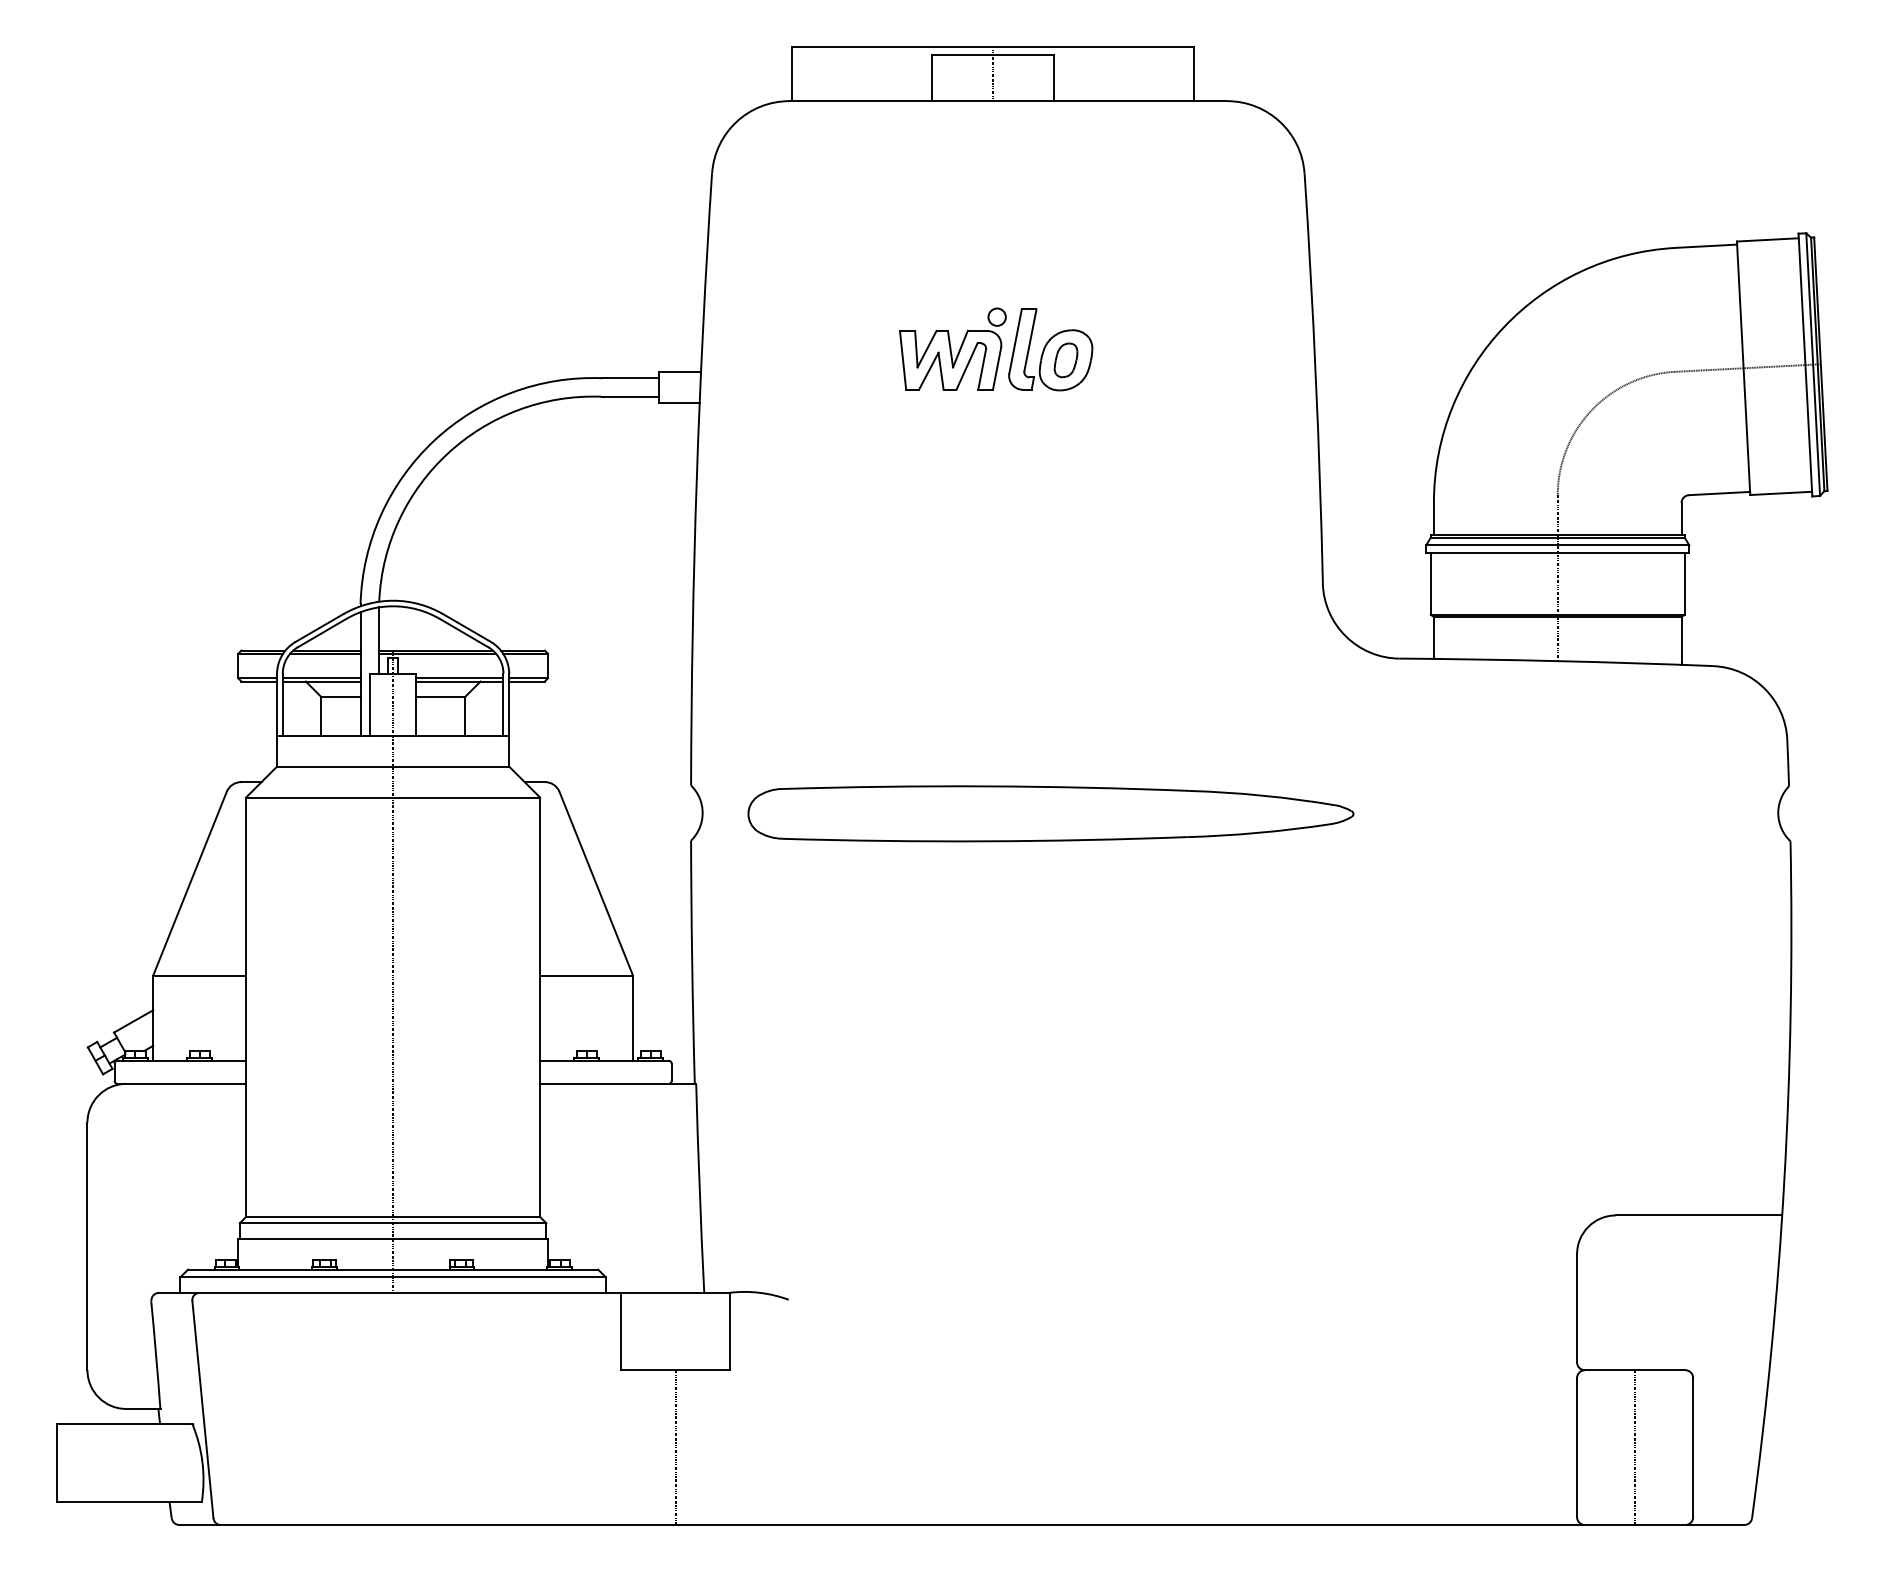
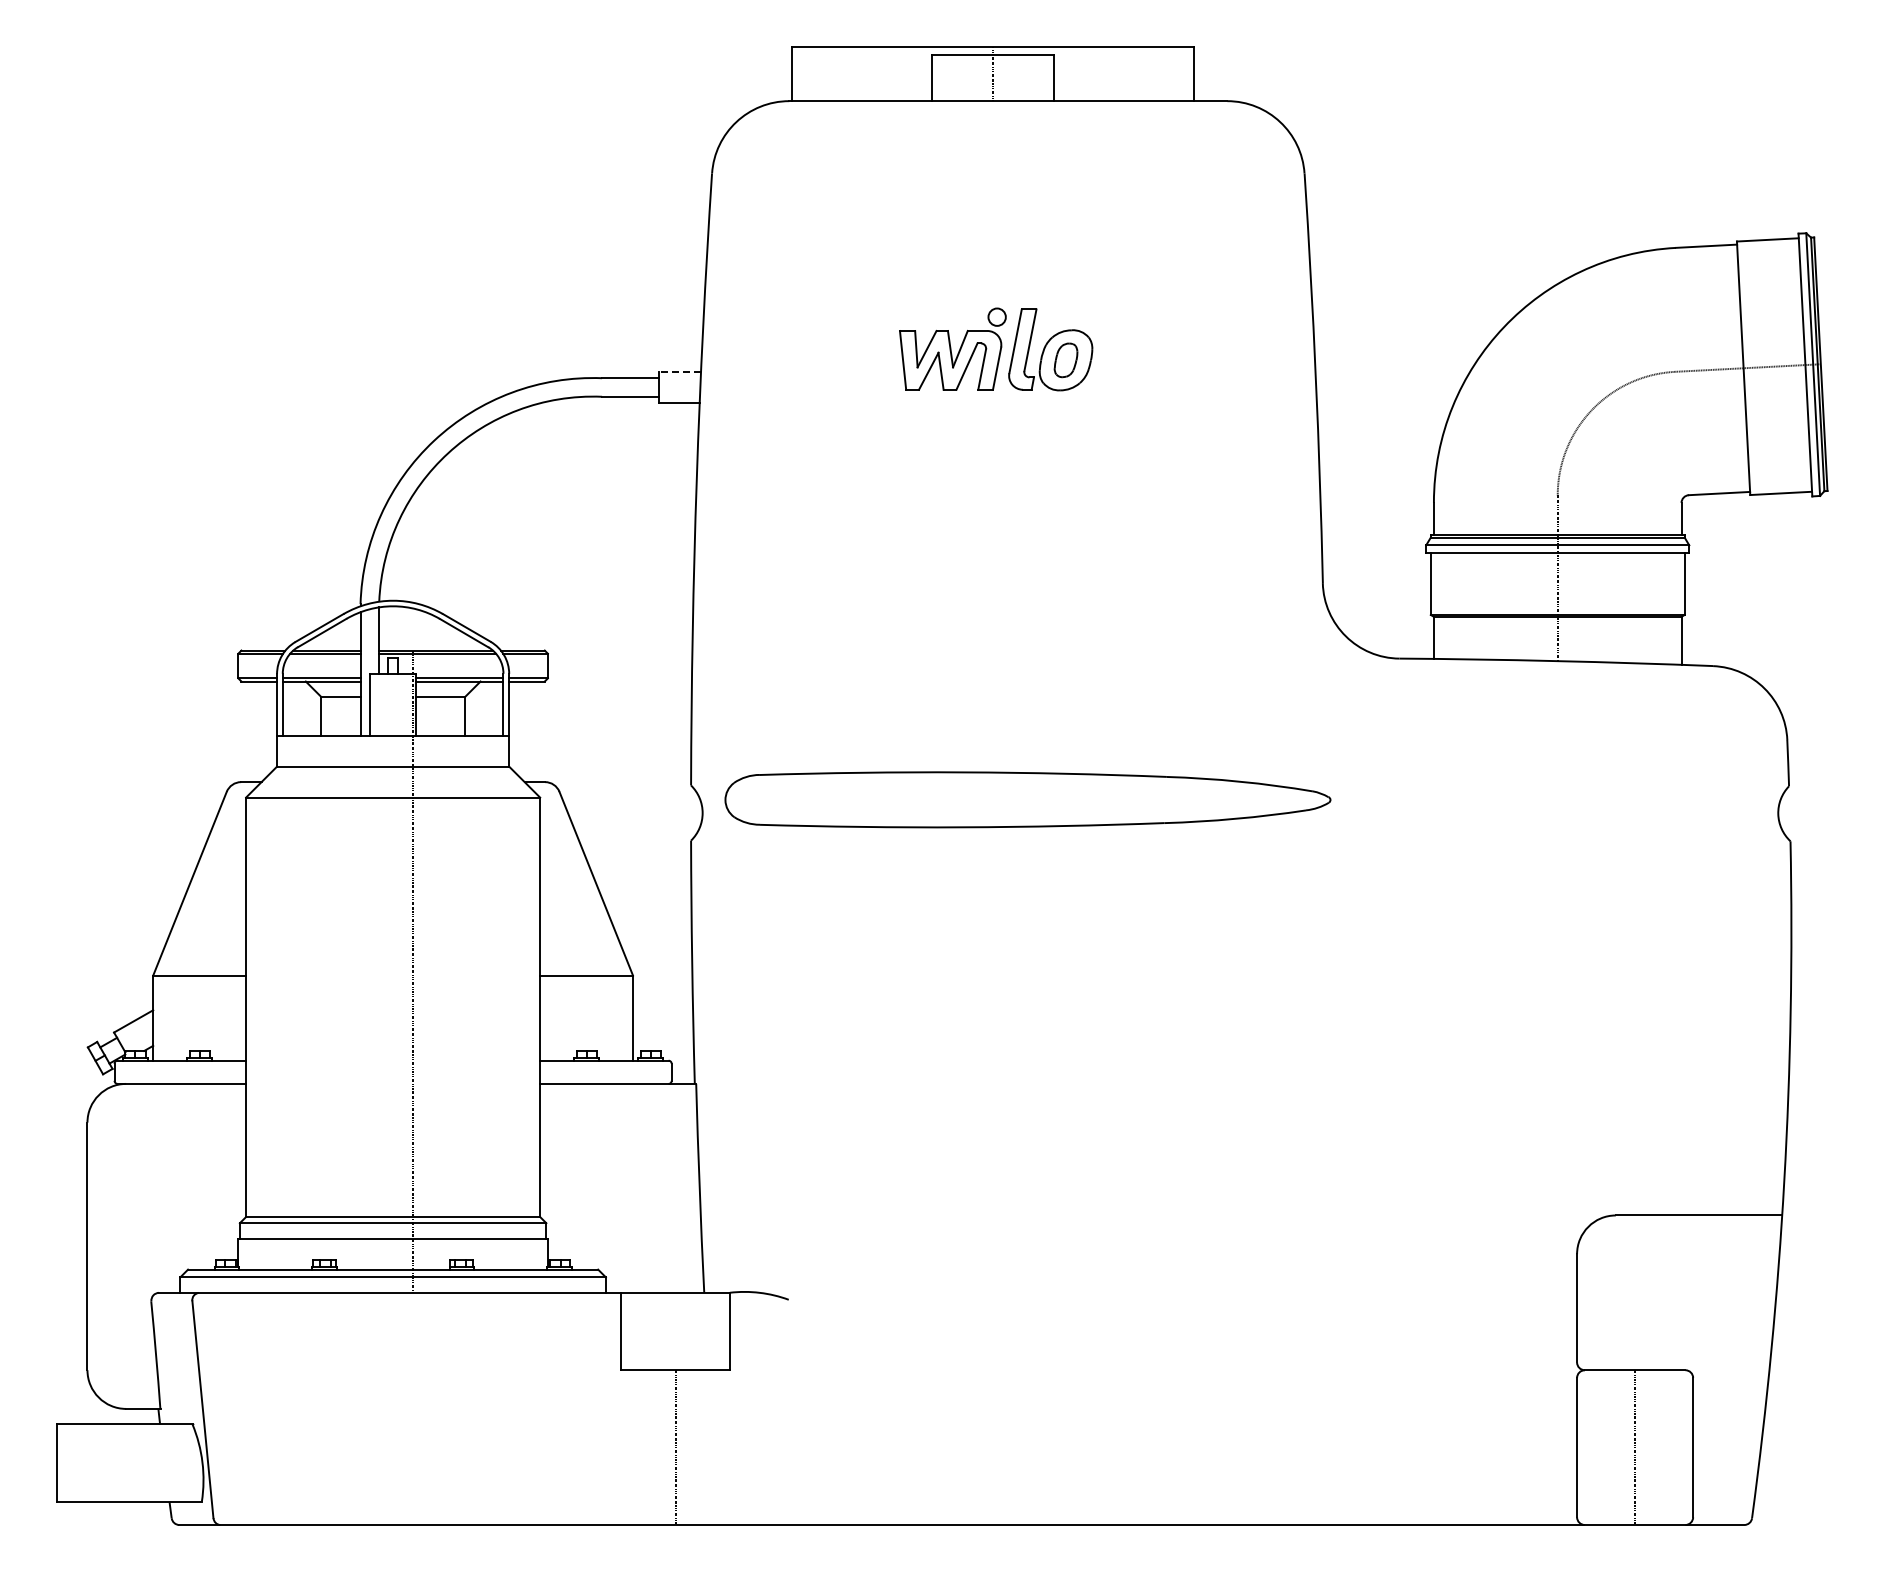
line: solid -> dashed (680, 372)
part position: (1050, 813) -> (1027, 799) (1027, 799)
line position: (393, 971) -> (413, 971) (413, 971)
